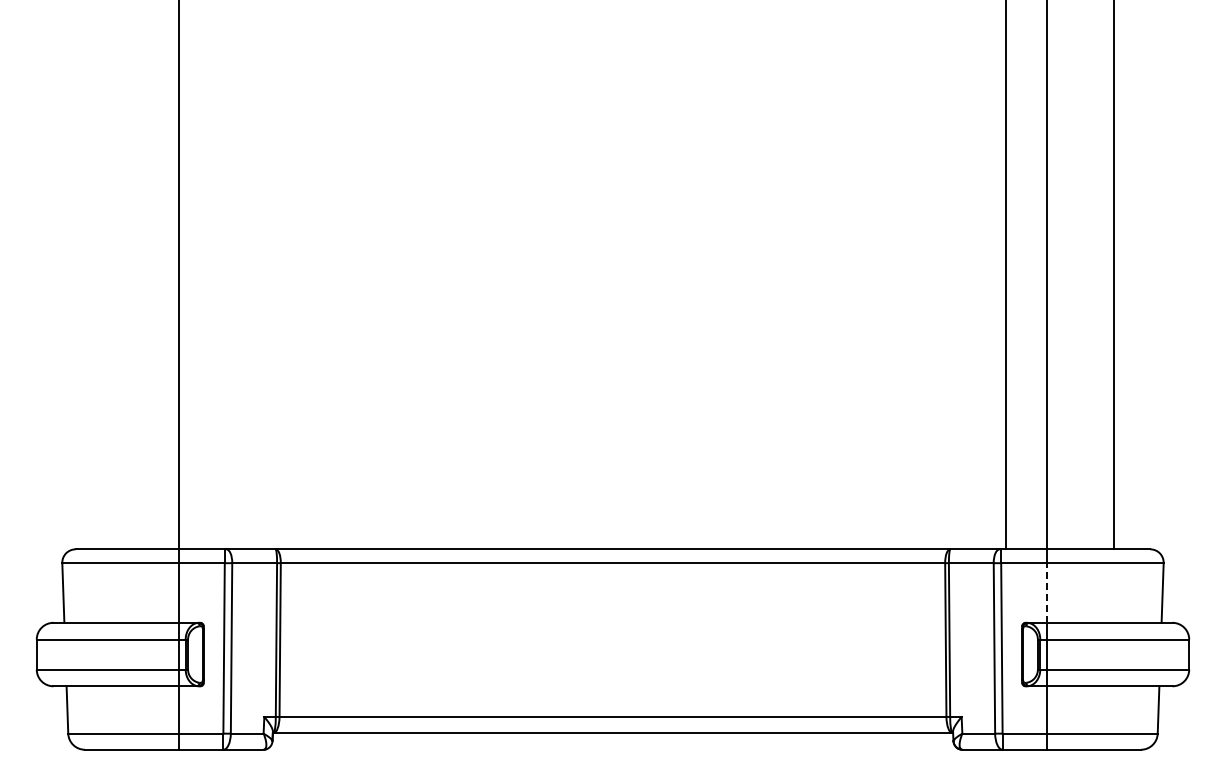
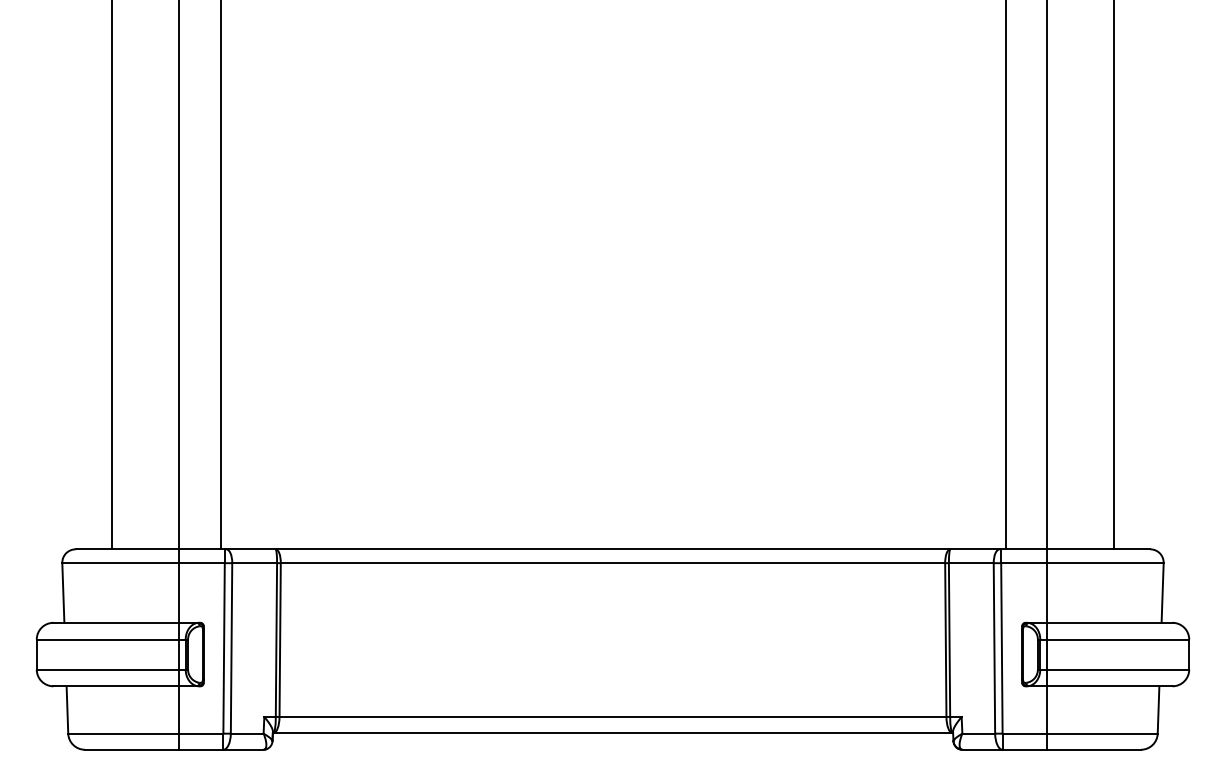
line: none -> present (111, 275)
line: none -> present (220, 275)
line: dashed -> solid (1047, 593)
